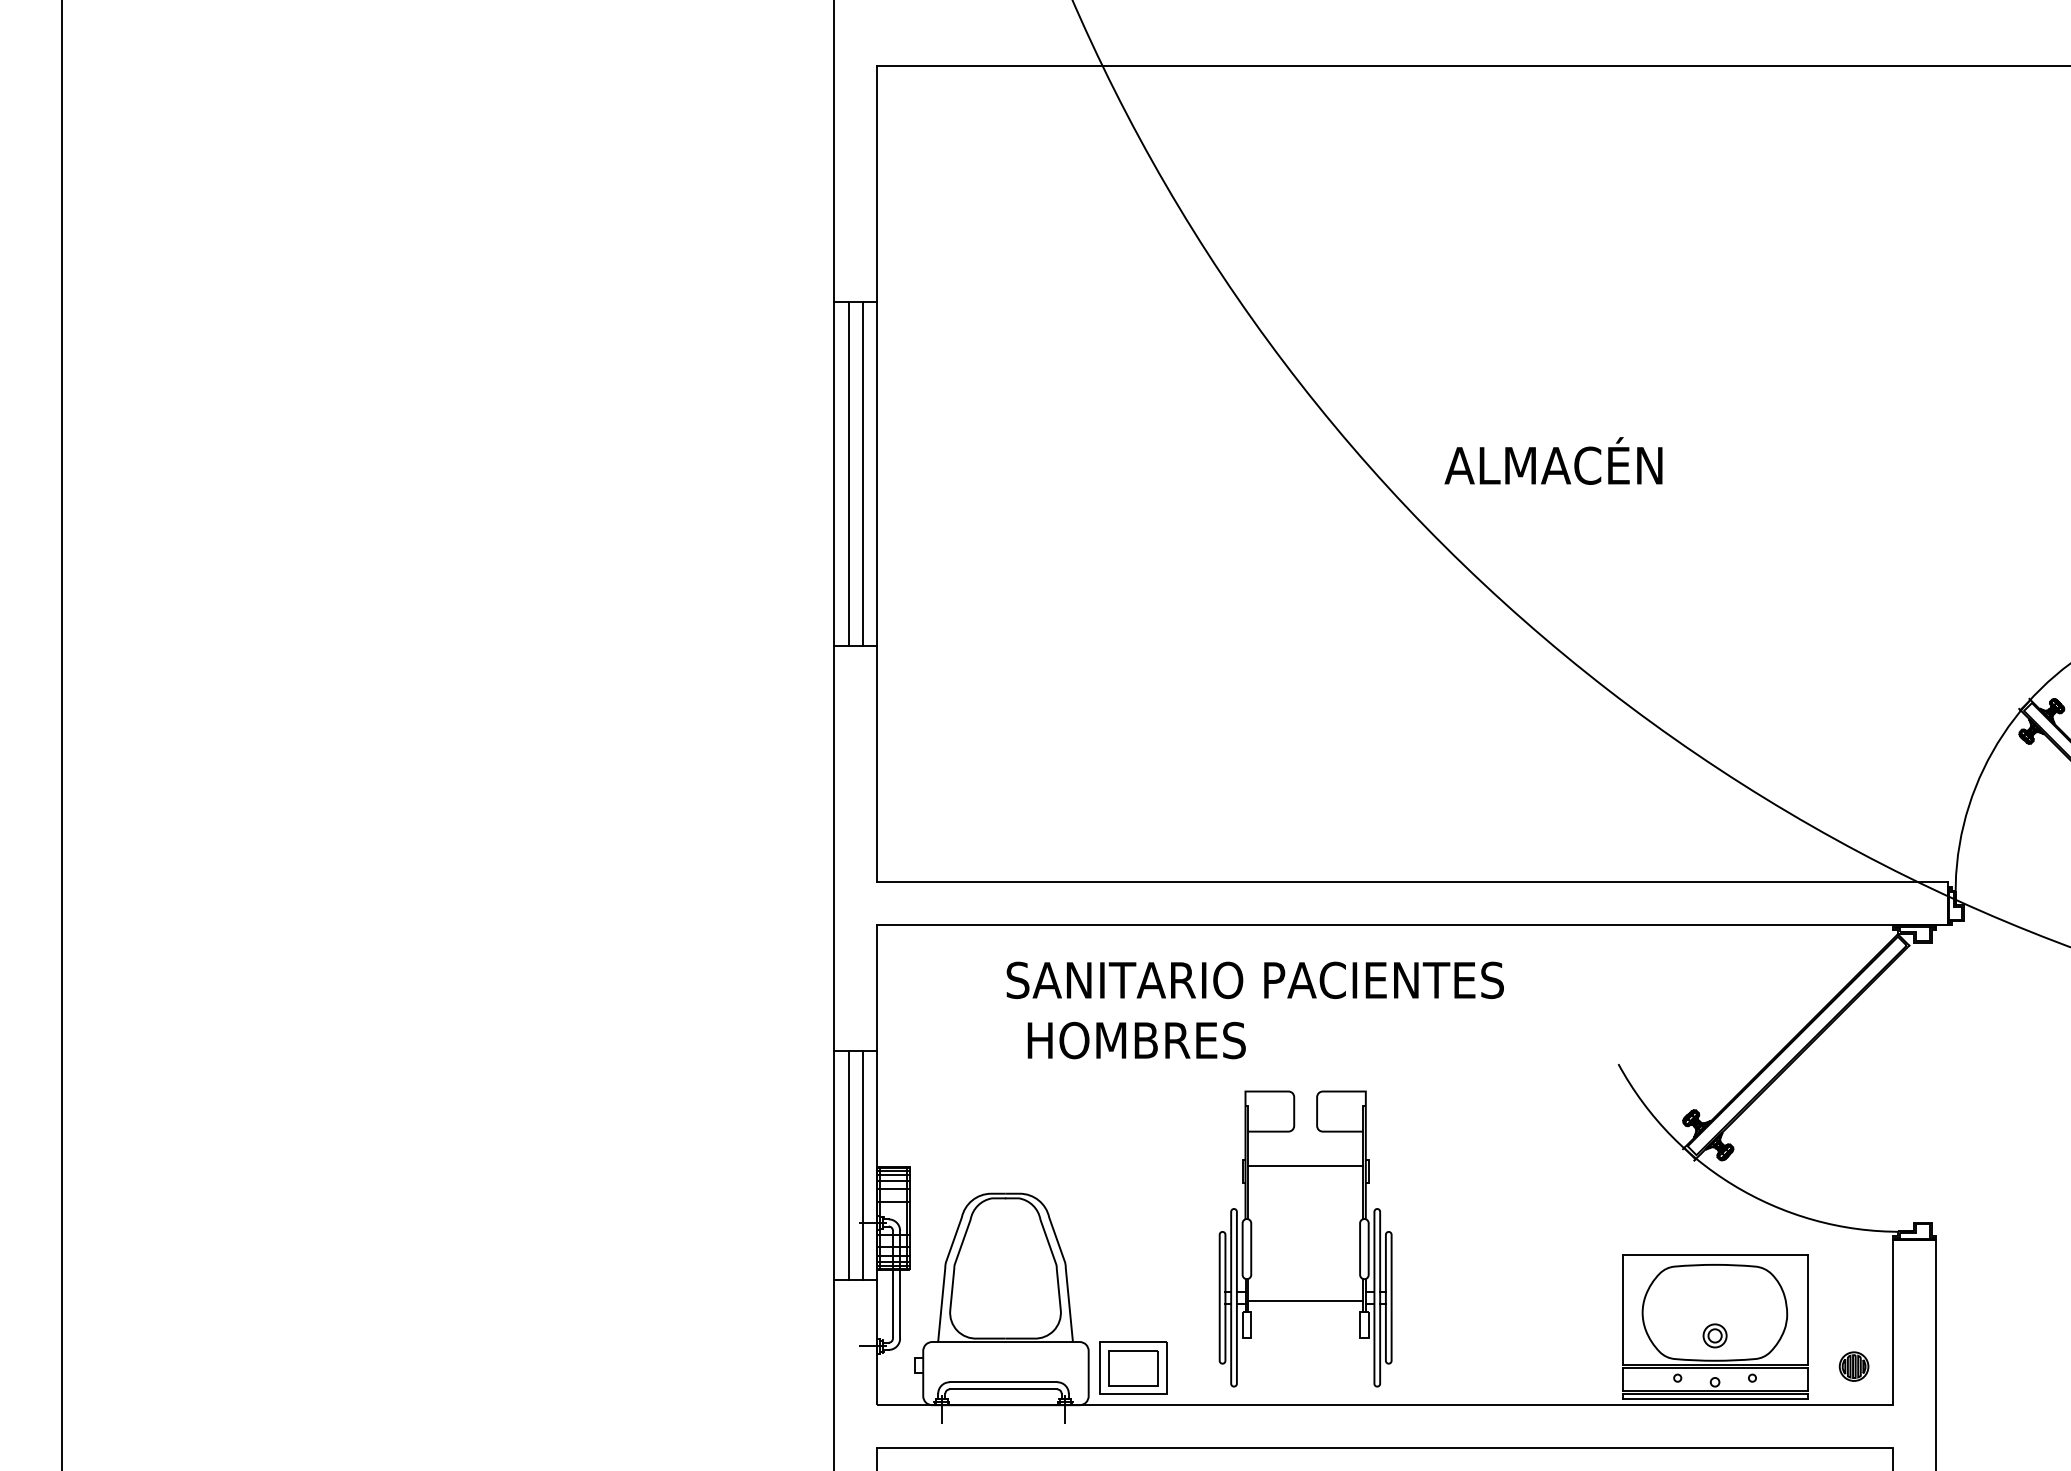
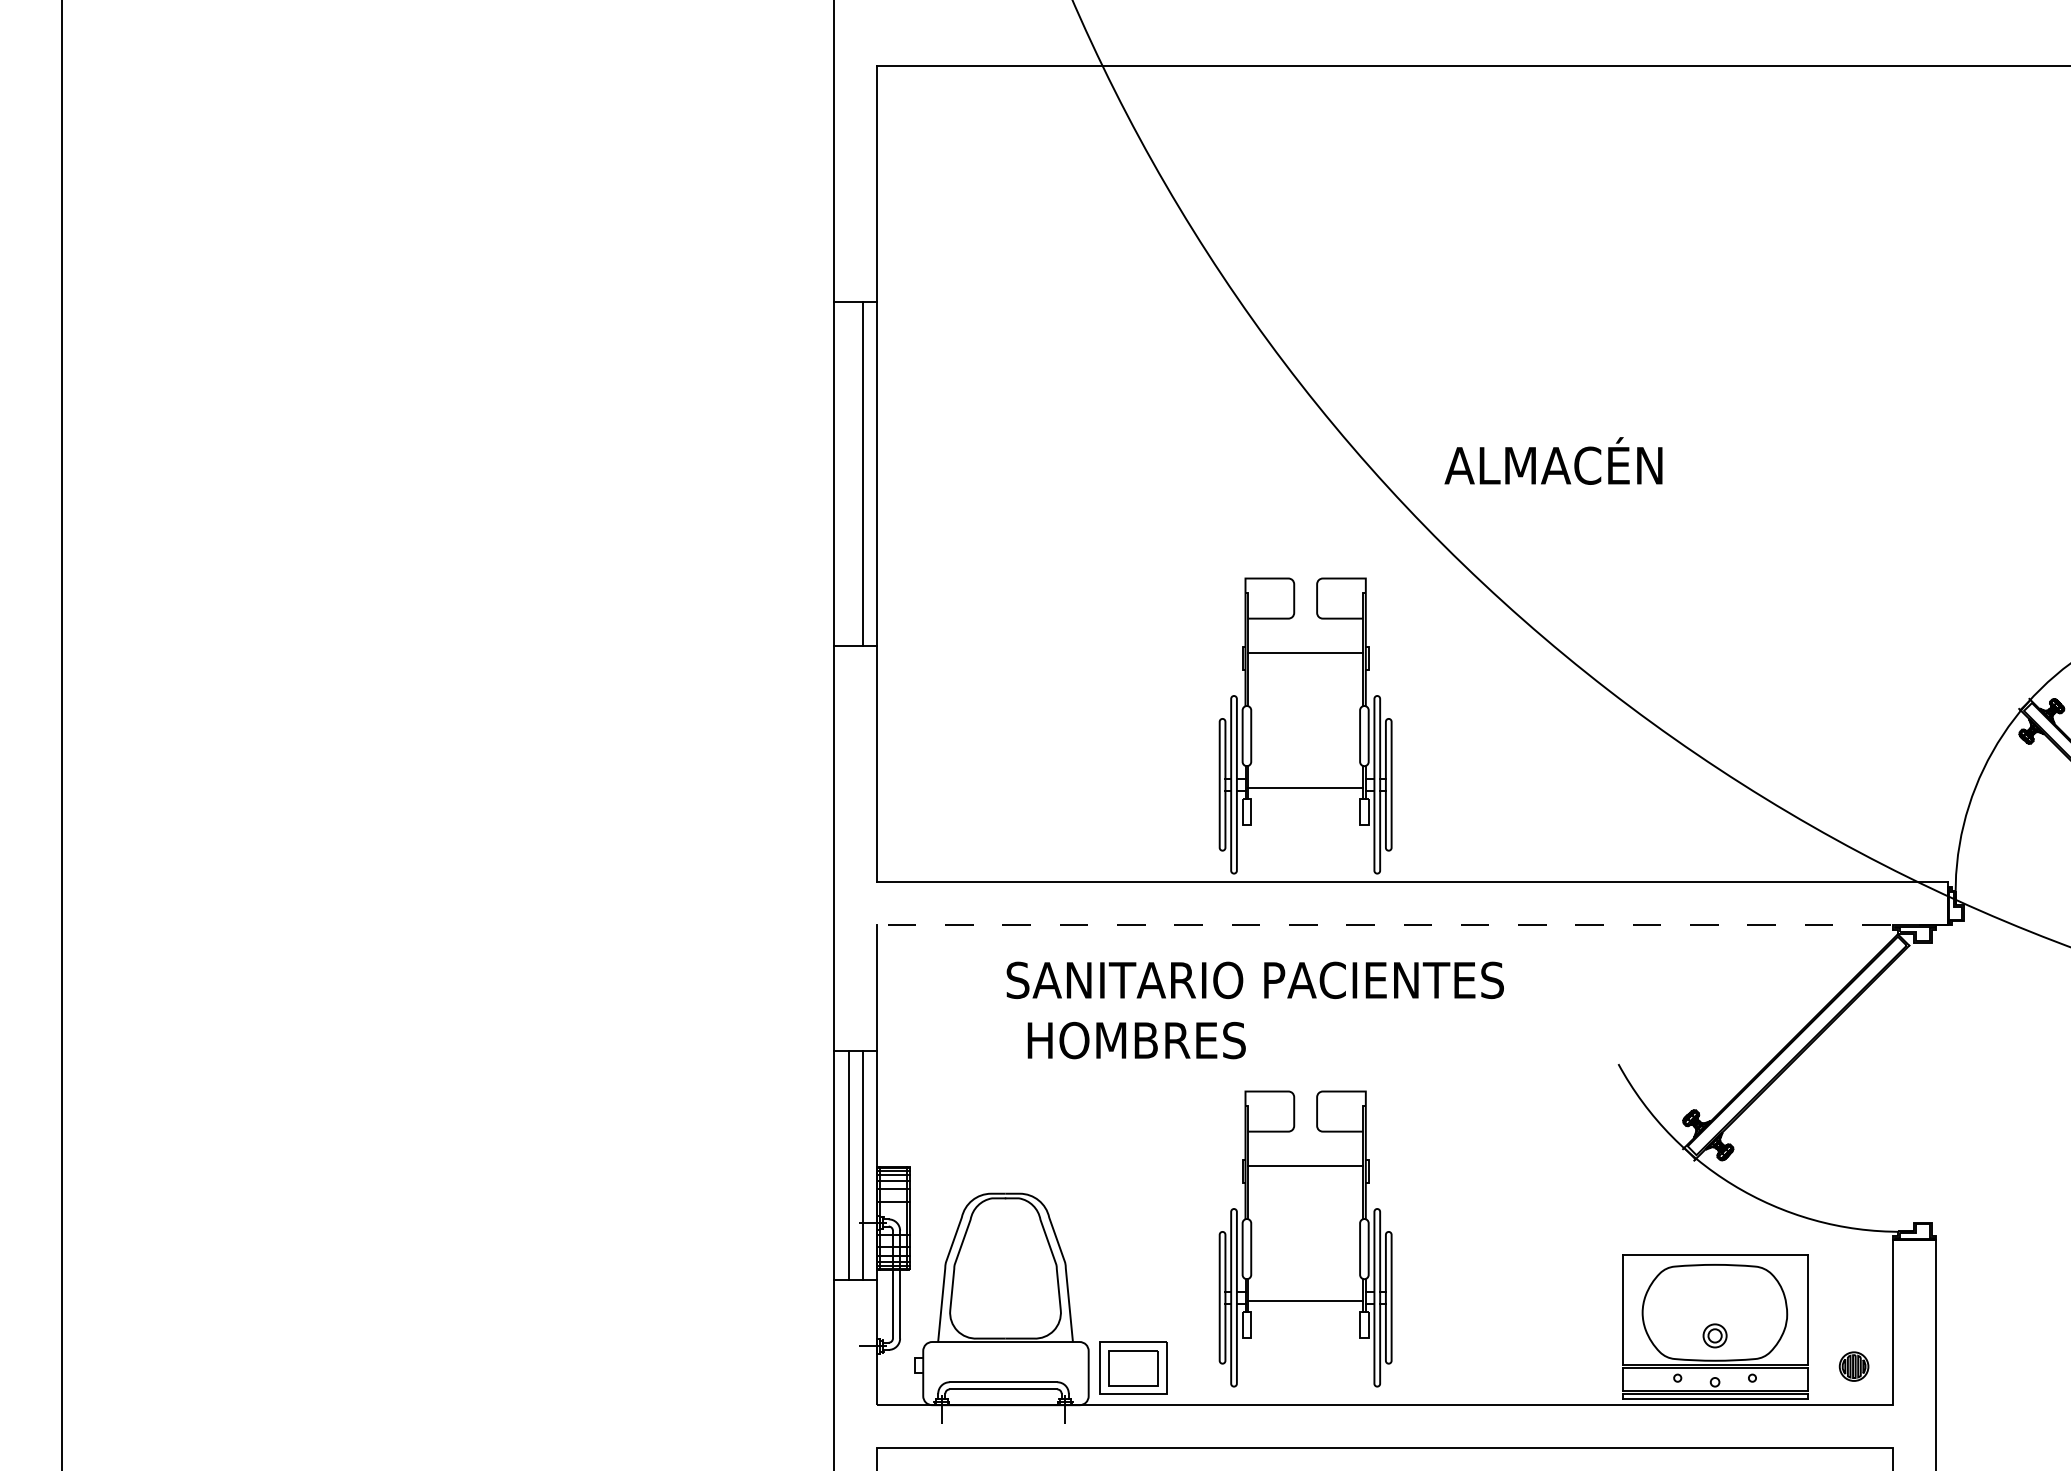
line: present -> none (848, 473)
part: none -> present (1305, 725)
line: solid -> dashed (1412, 925)
